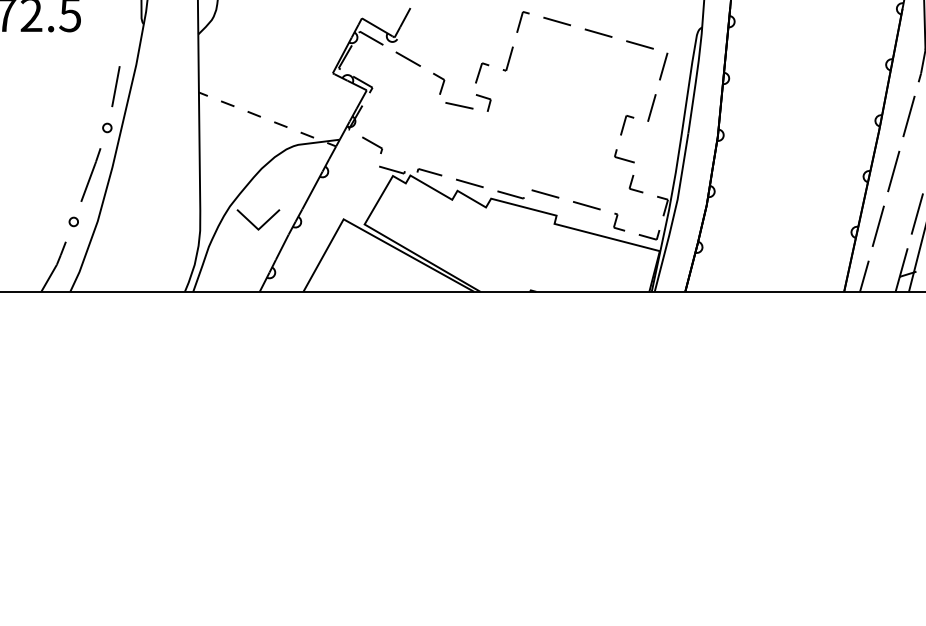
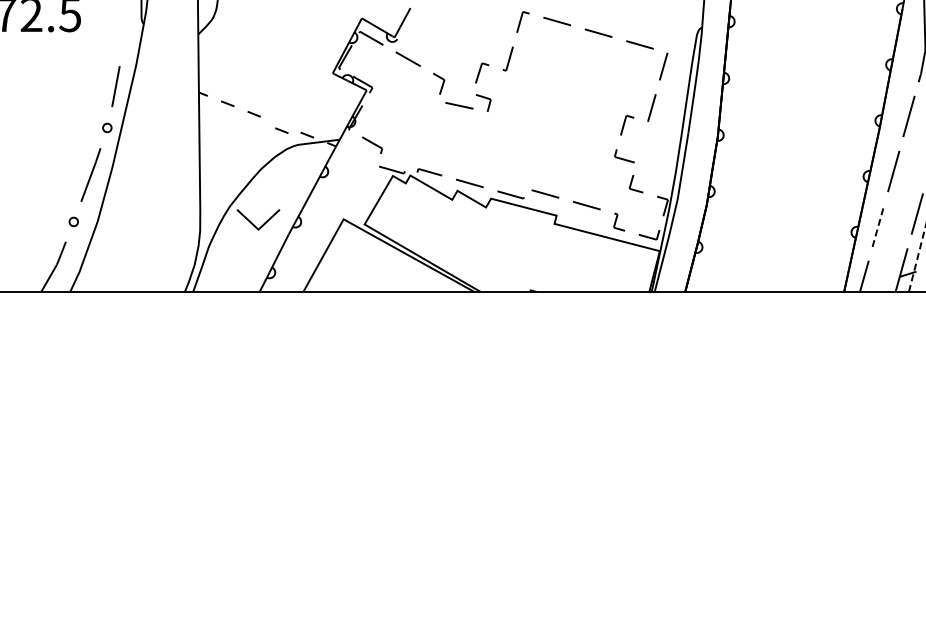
line position: (280, 124) -> (281, 130) (281, 130)
line: solid -> dashed (878, 225)
line: solid -> dashed (917, 258)
